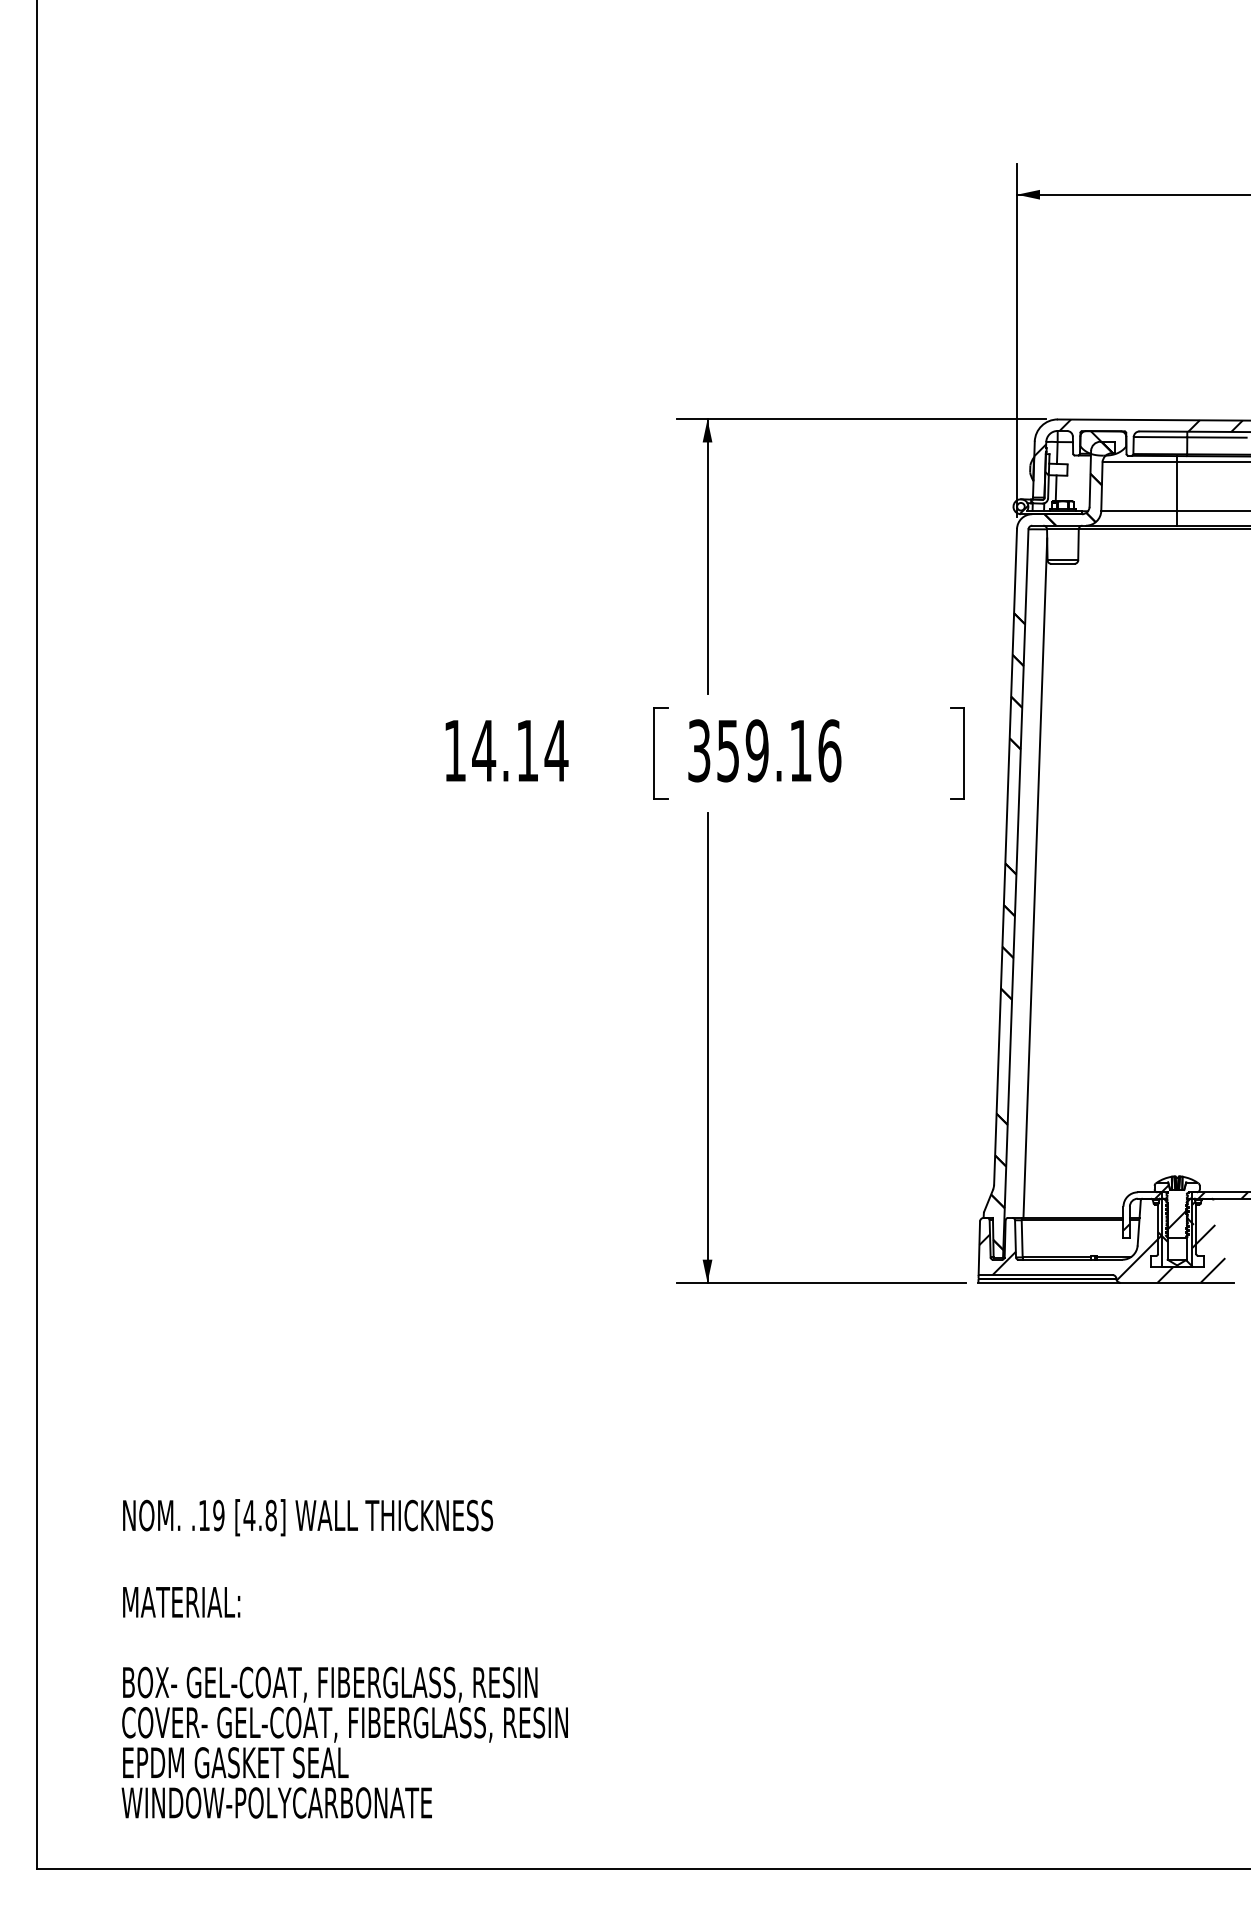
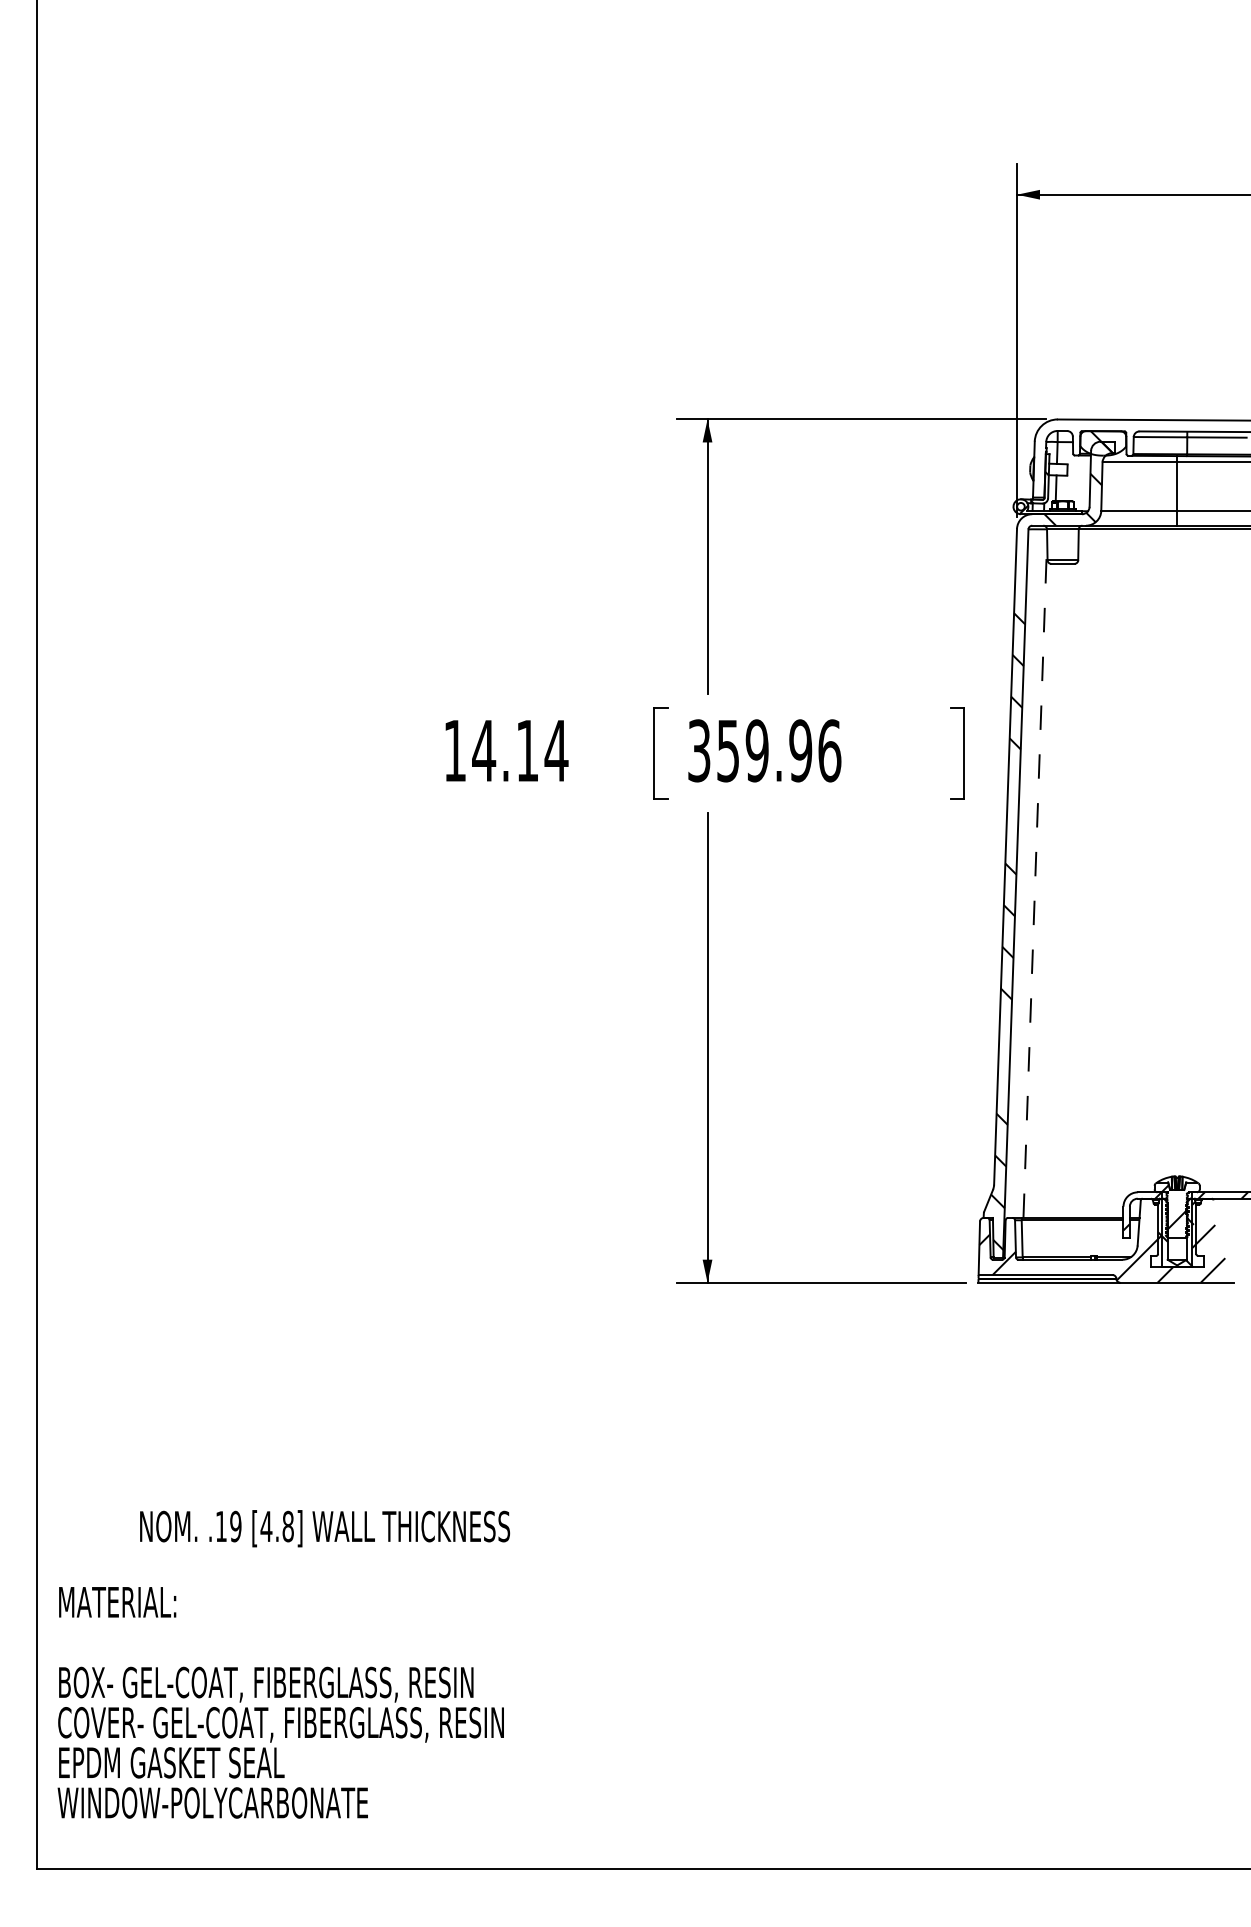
hatch: present -> none (1138, 437)
text: 359.16 -> 359.96 (800, 750)
hatch: present -> none (1052, 845)
line: solid -> dashed (1035, 878)
text position: (308, 1517) -> (325, 1528) (325, 1528)
text position: (344, 1702) -> (280, 1702) (280, 1702)
